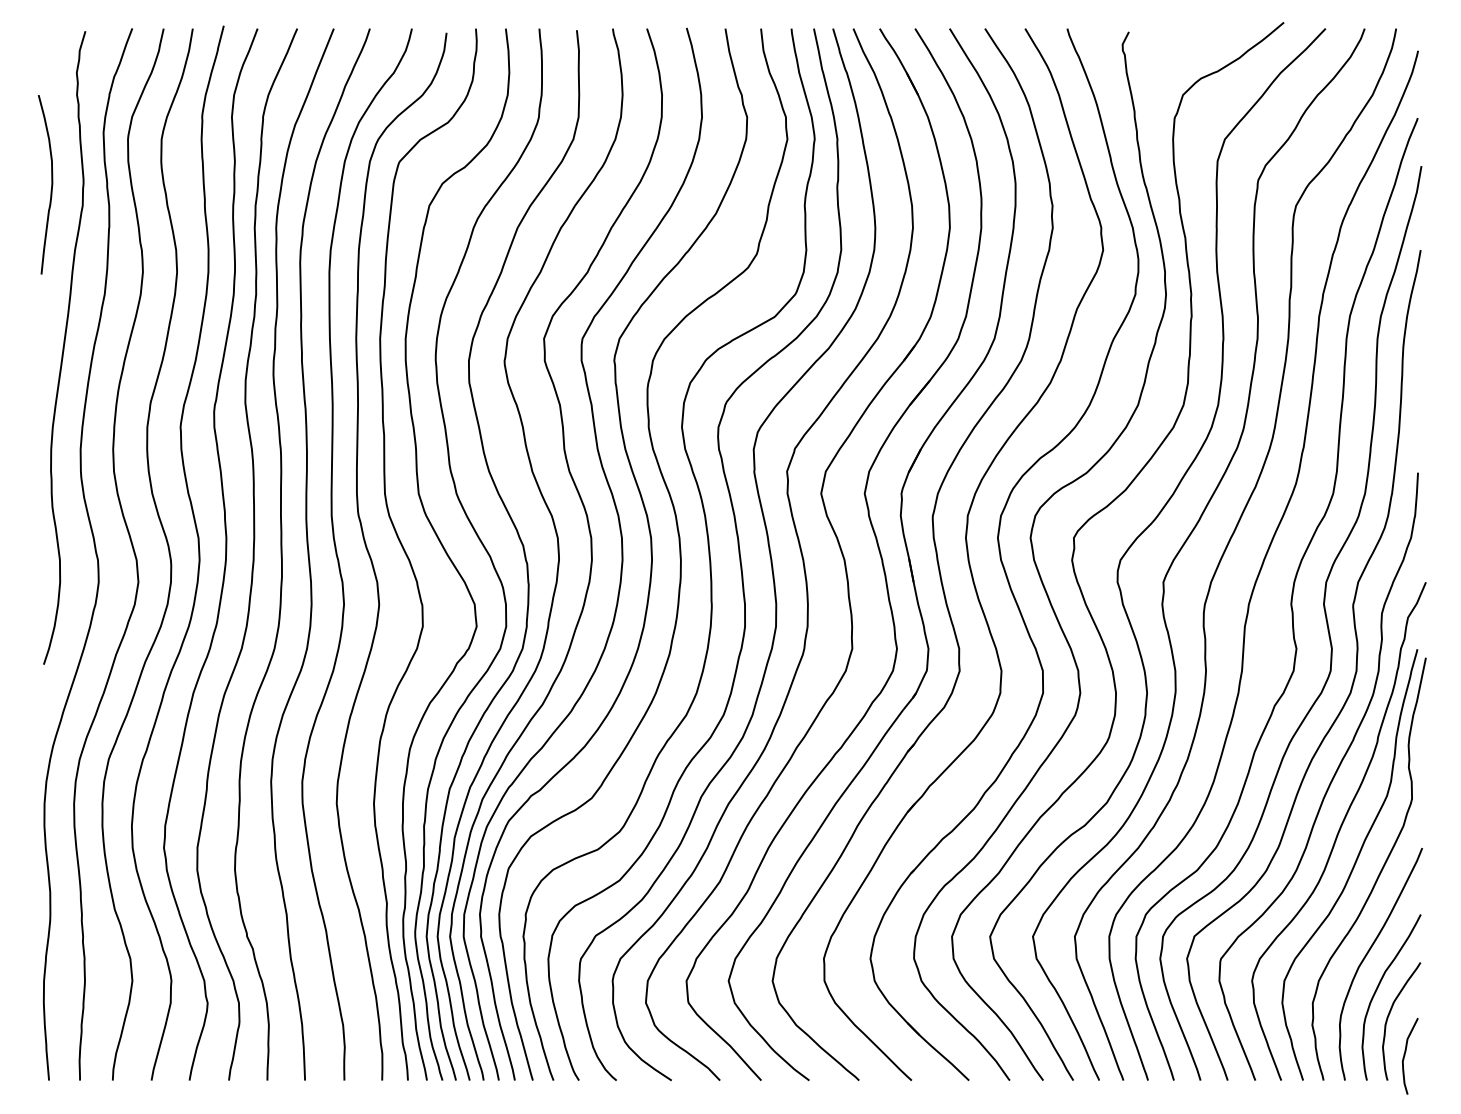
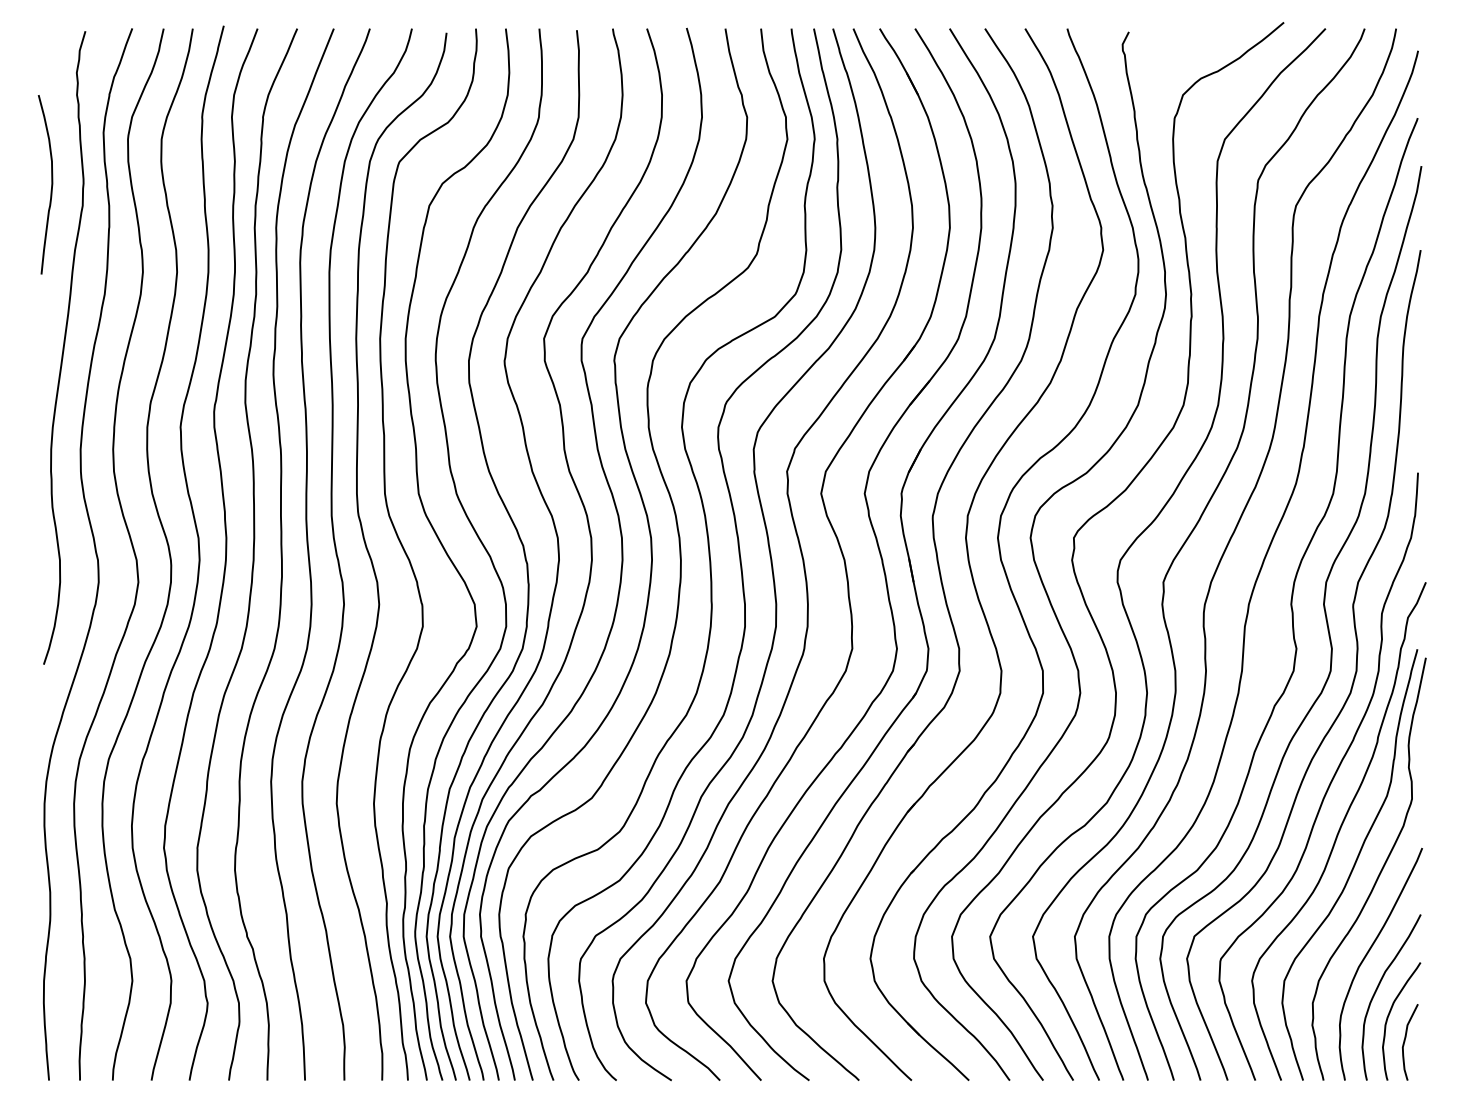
curve position: (1405, 1055) -> (1405, 1041) (1405, 1041)
